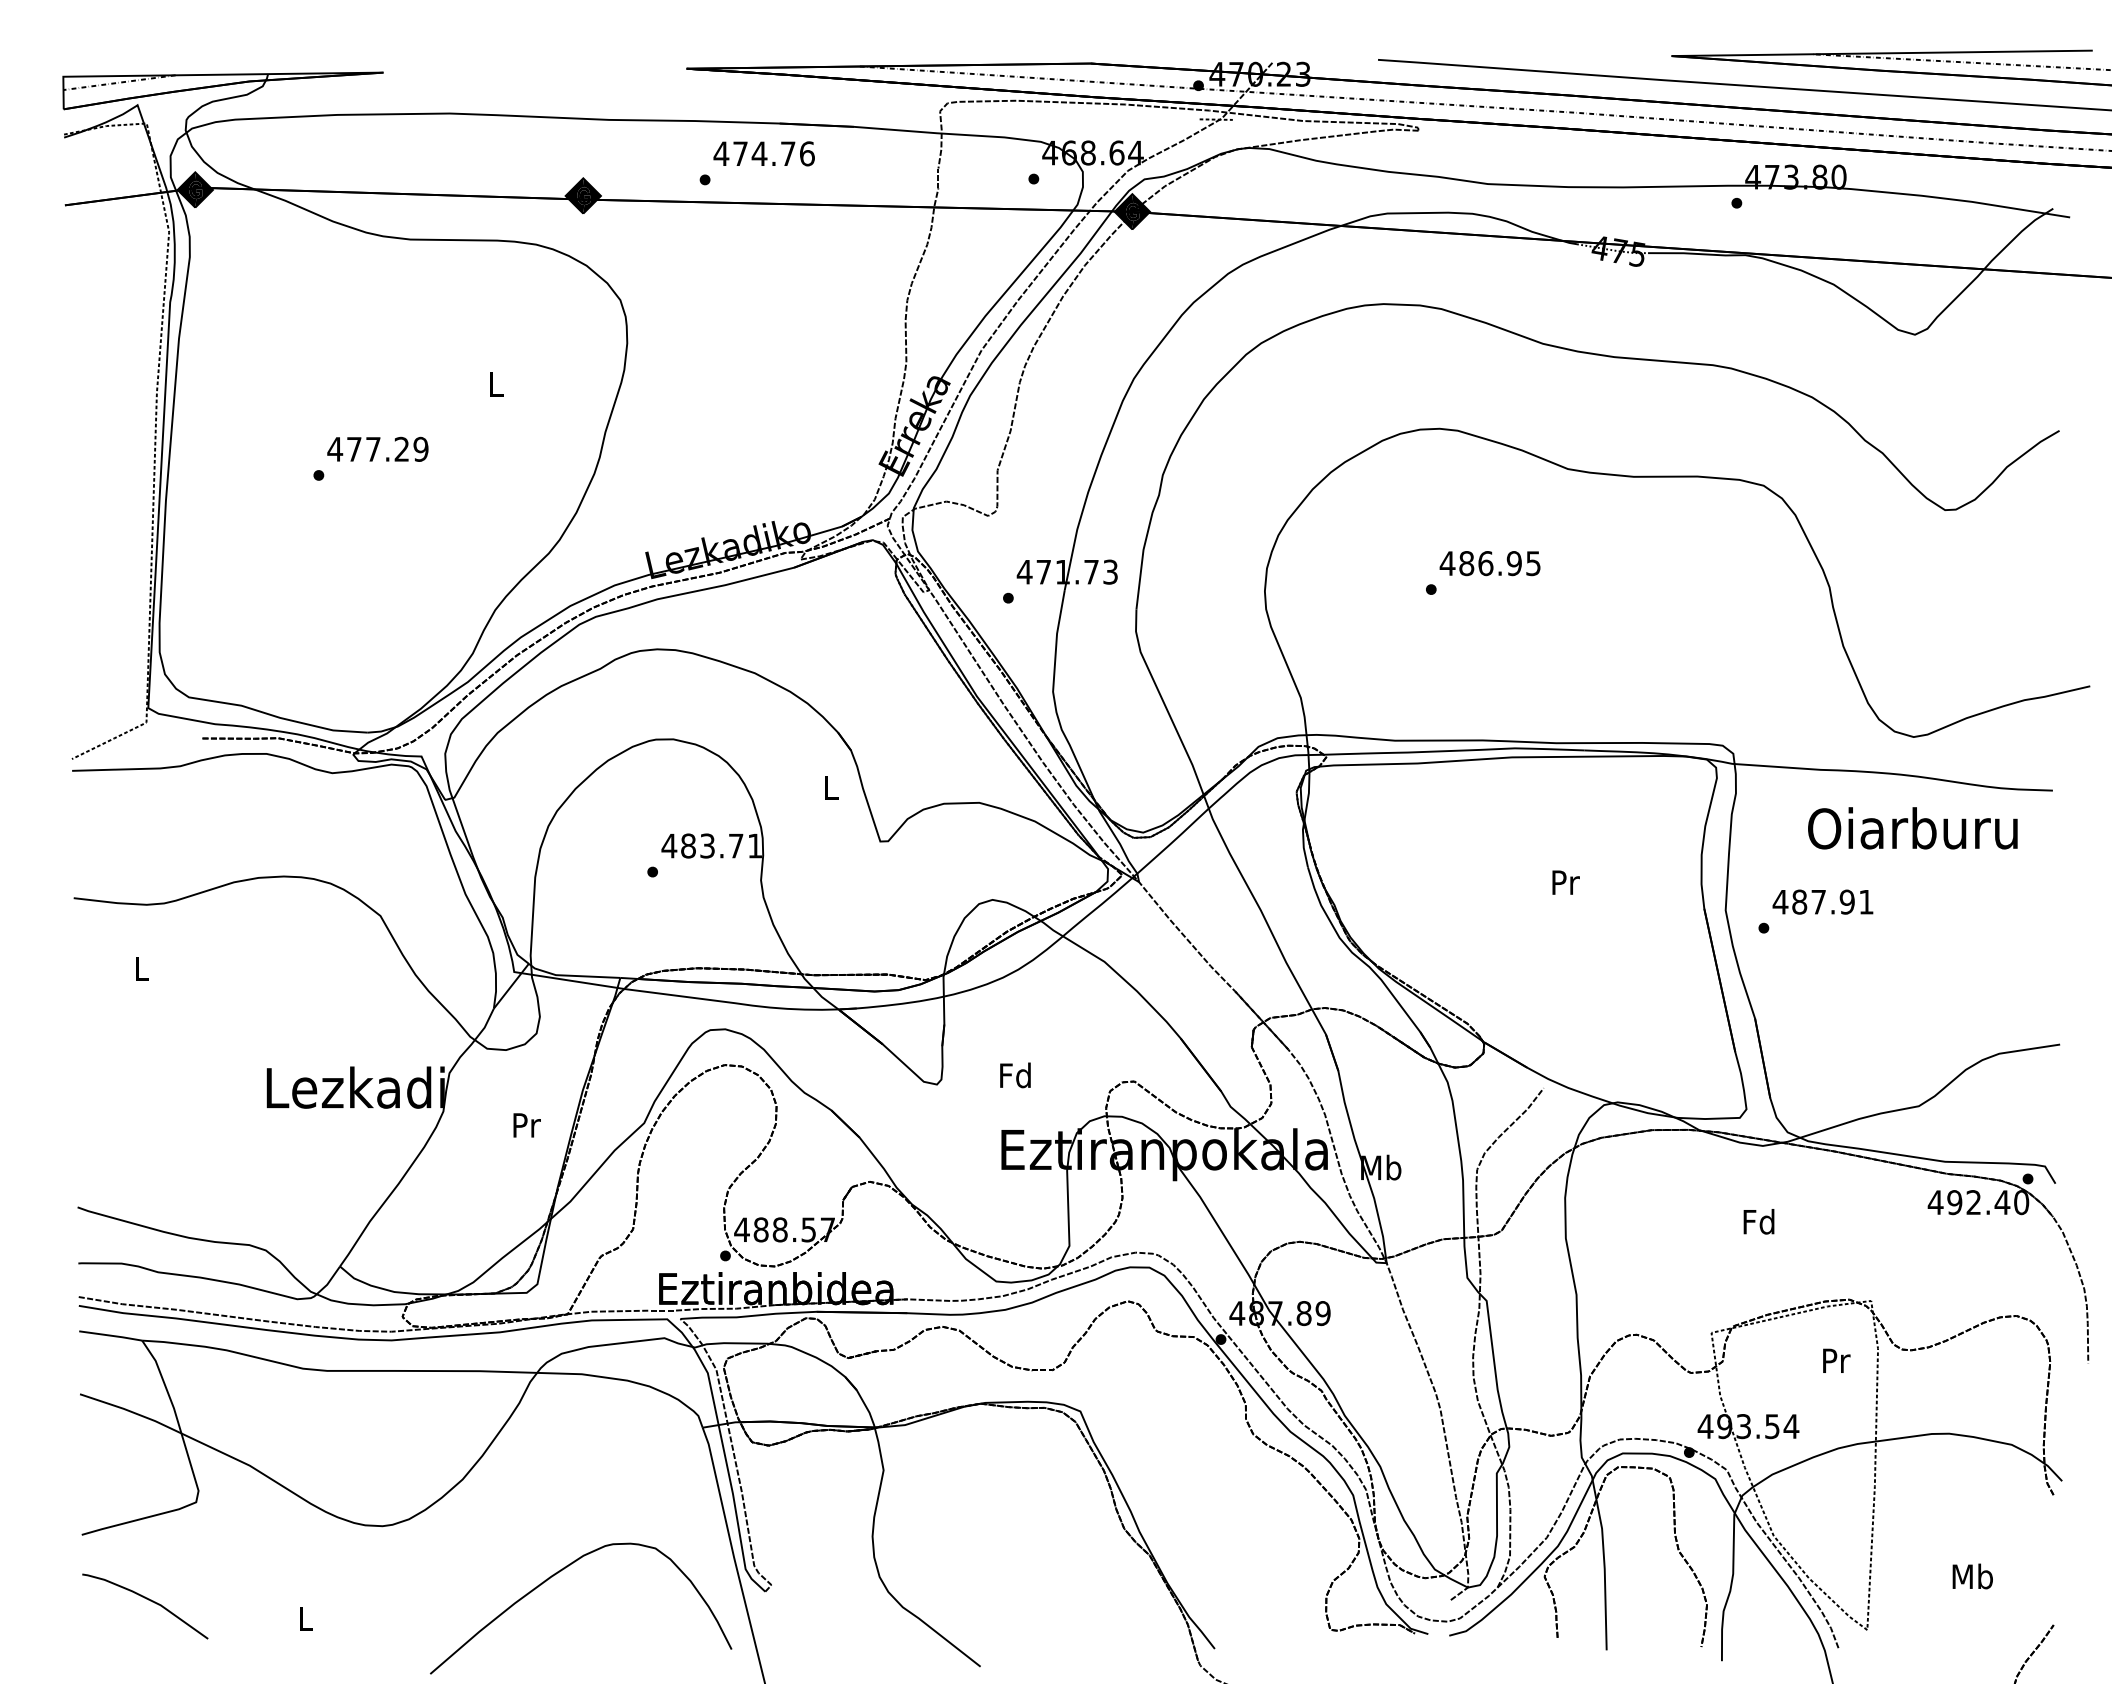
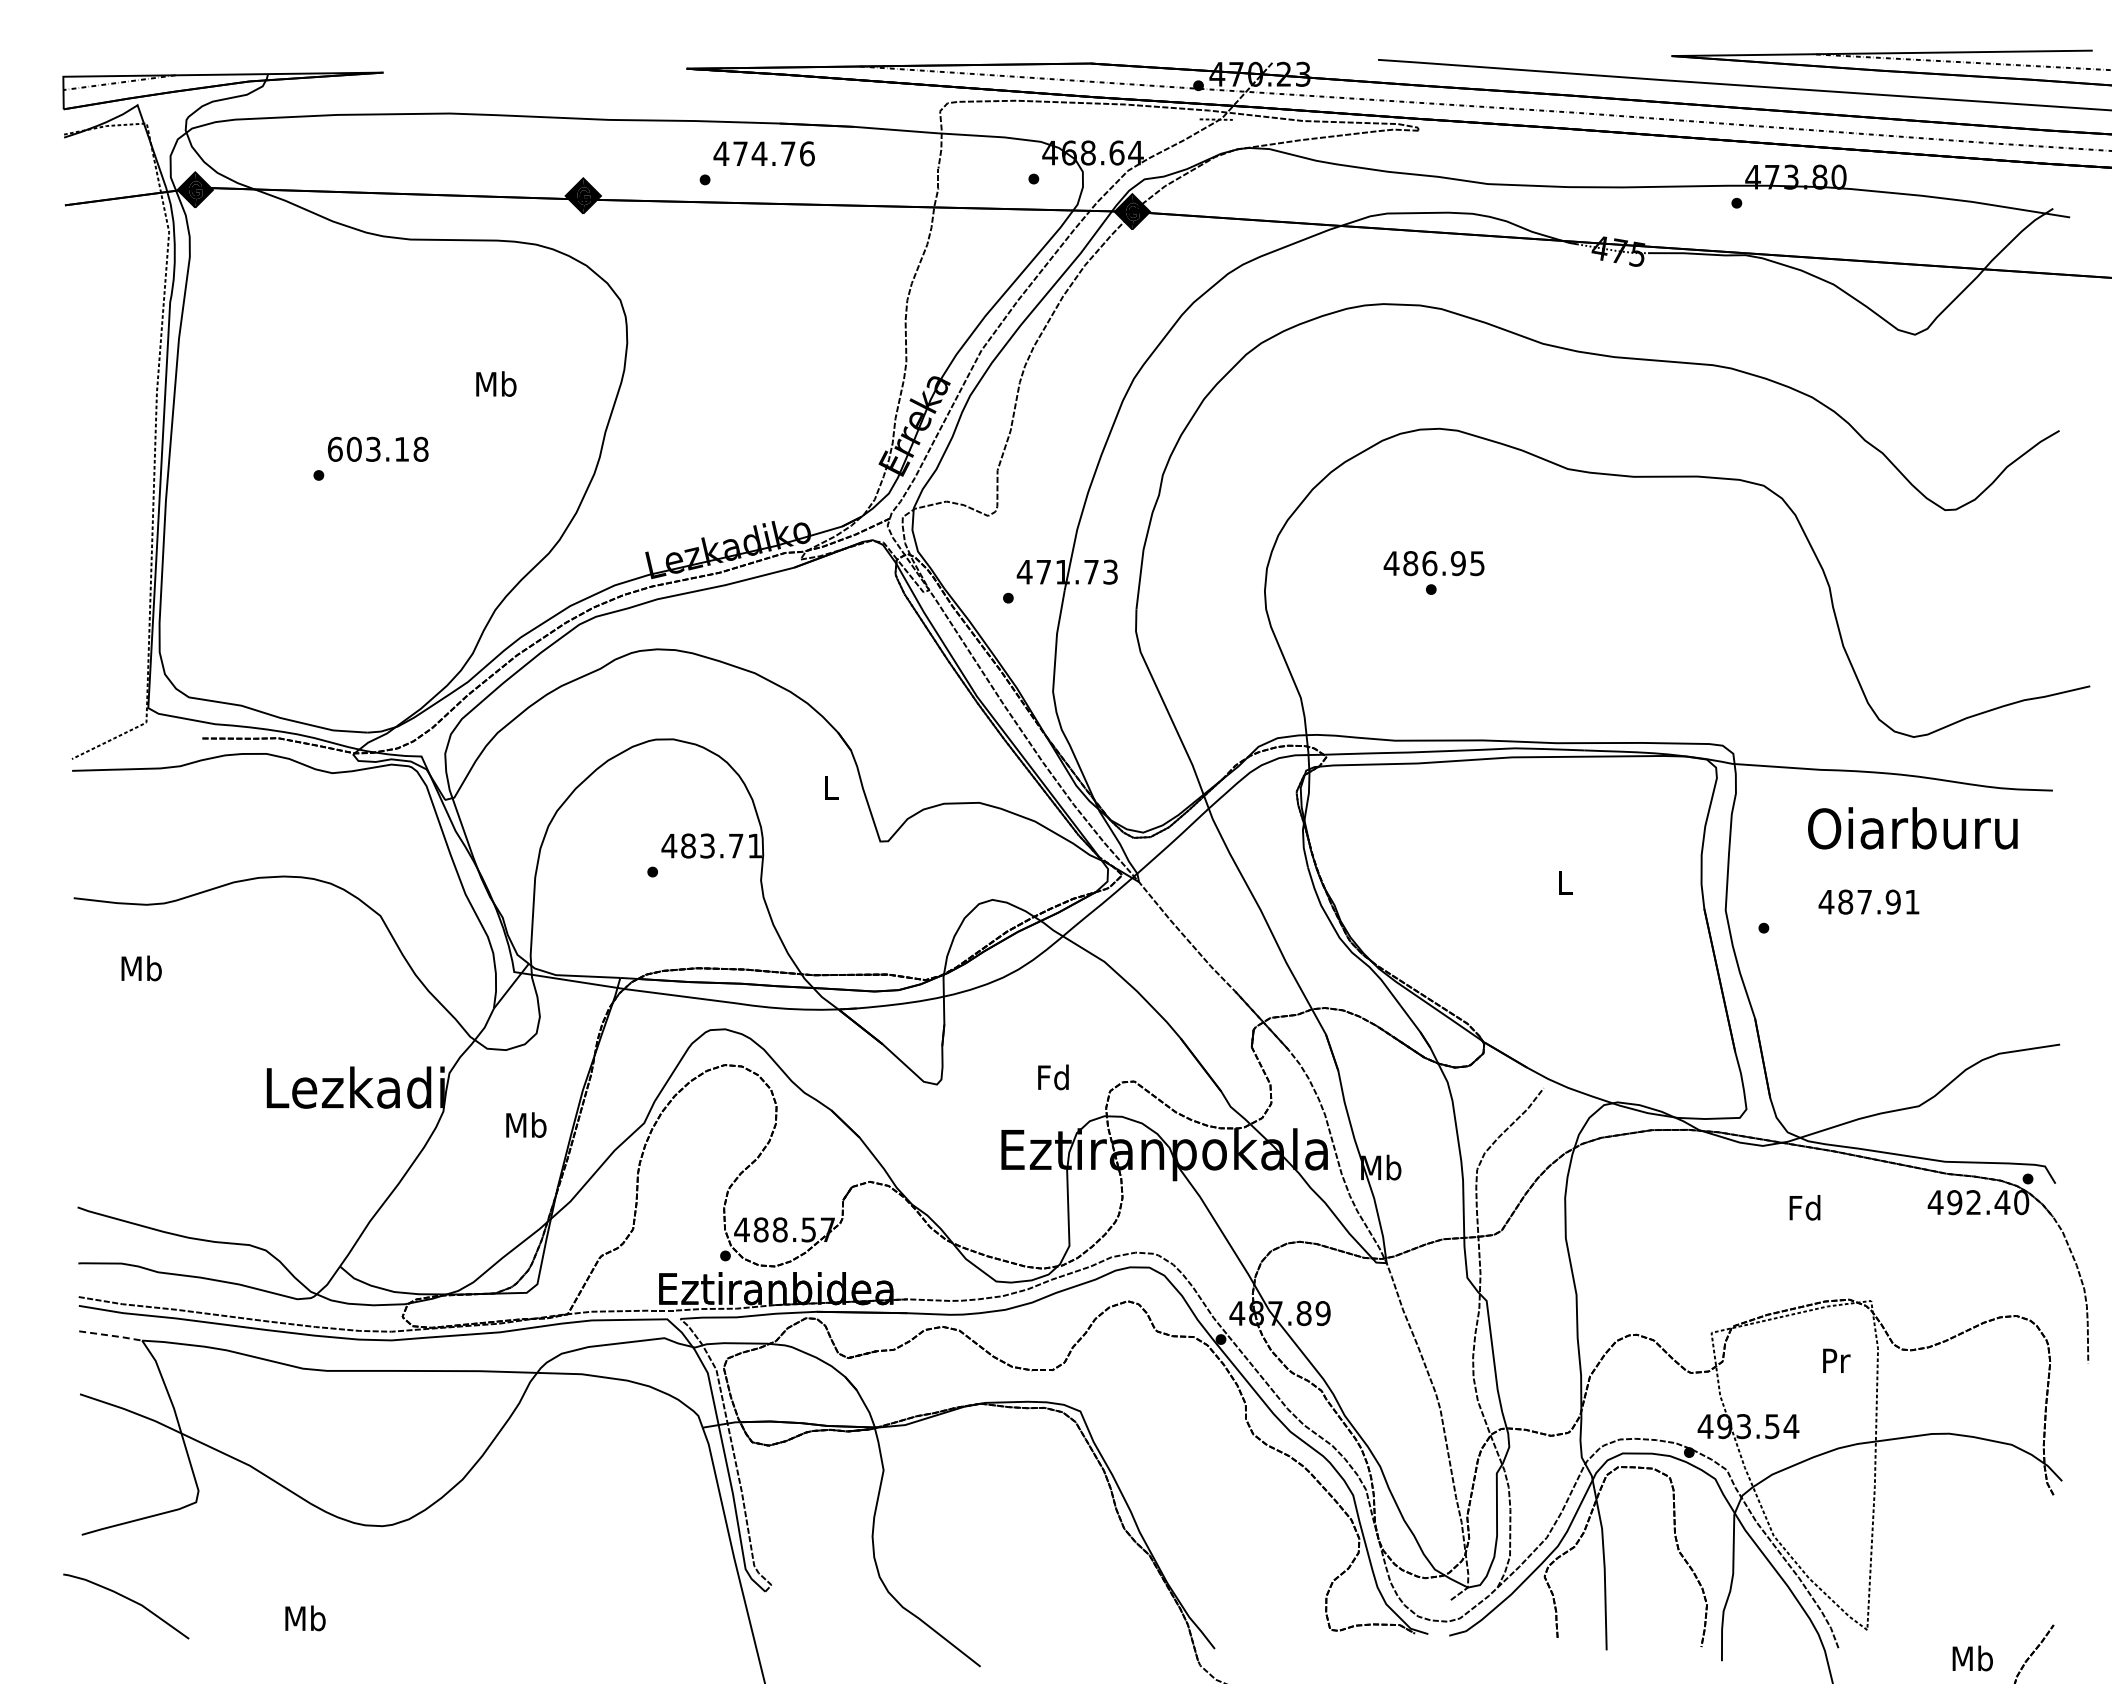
text: L -> Mb (496, 383)
text: 477.29 -> 603.18 (377, 448)
text position: (1489, 563) -> (1433, 563) (1433, 563)
text: Pr -> L (1565, 882)
text position: (1822, 901) -> (1868, 901) (1868, 901)
text: L -> Mb (141, 968)
text position: (1015, 1075) -> (1053, 1077) (1053, 1077)
text: Pr -> Mb (526, 1124)
text position: (1758, 1221) -> (1804, 1207) (1804, 1207)
line: solid -> dashed (111, 1335)
curve: present -> none (558, 1573)
text position: (1972, 1576) -> (1972, 1658) (1972, 1658)
curve position: (148, 1600) -> (129, 1600) (129, 1600)
text: L -> Mb (305, 1618)
